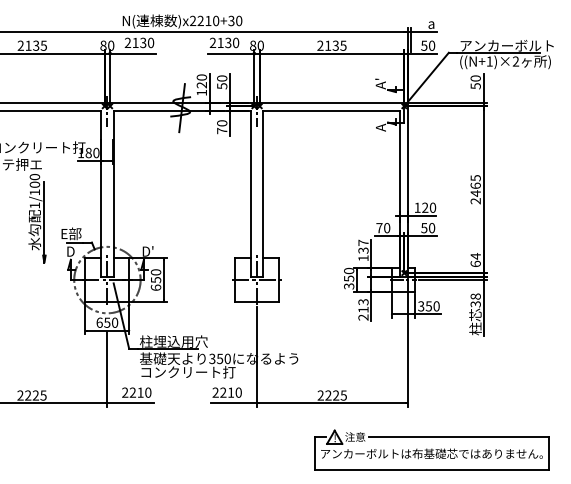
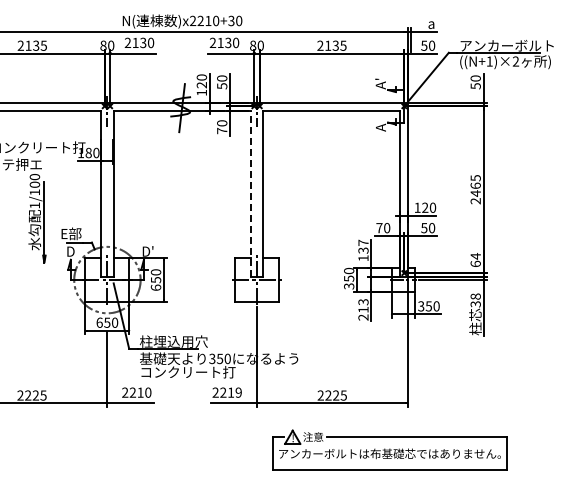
line: solid -> dashed (250, 193)
text: 2210 -> 2219 (238, 392)
part position: (431, 449) -> (389, 449) (389, 449)
